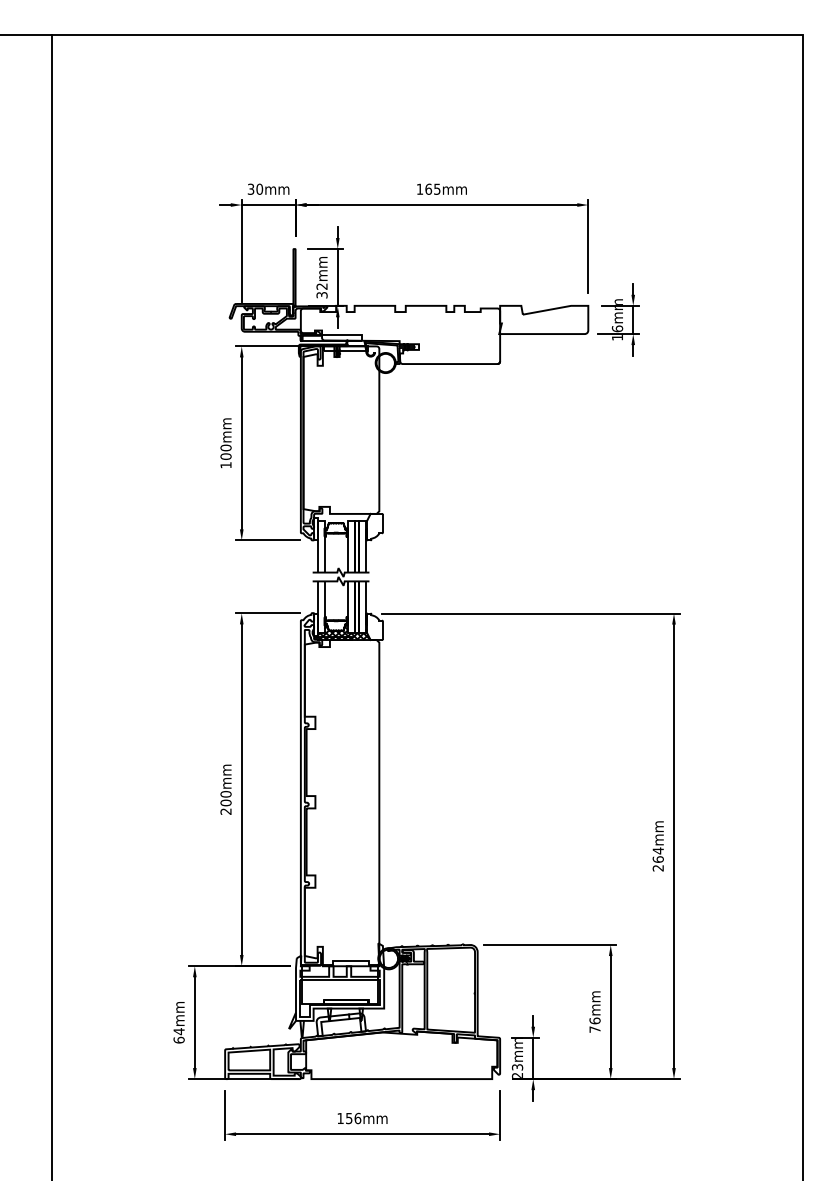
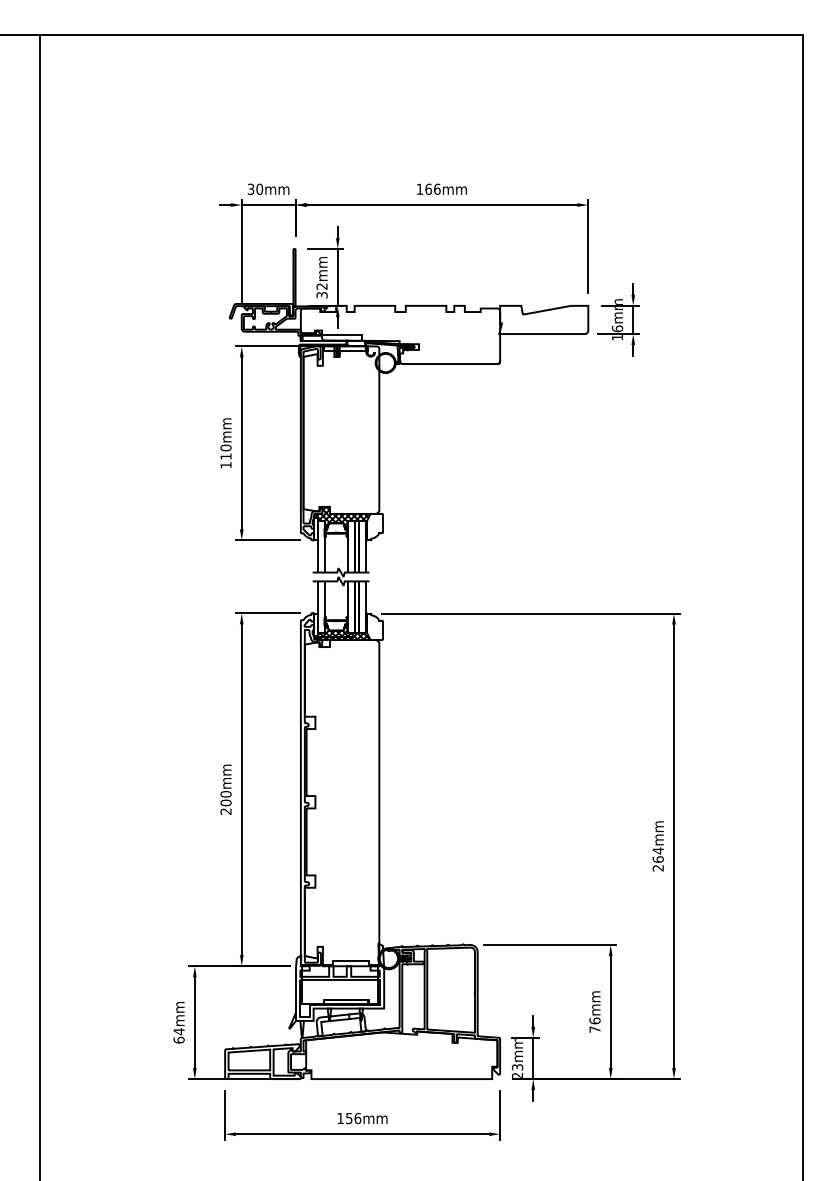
text: 165mm -> 166mm (437, 188)
text: 100mm -> 110mm (225, 456)
hatch: none -> present (341, 517)
line position: (52, 606) -> (40, 606) (40, 606)
